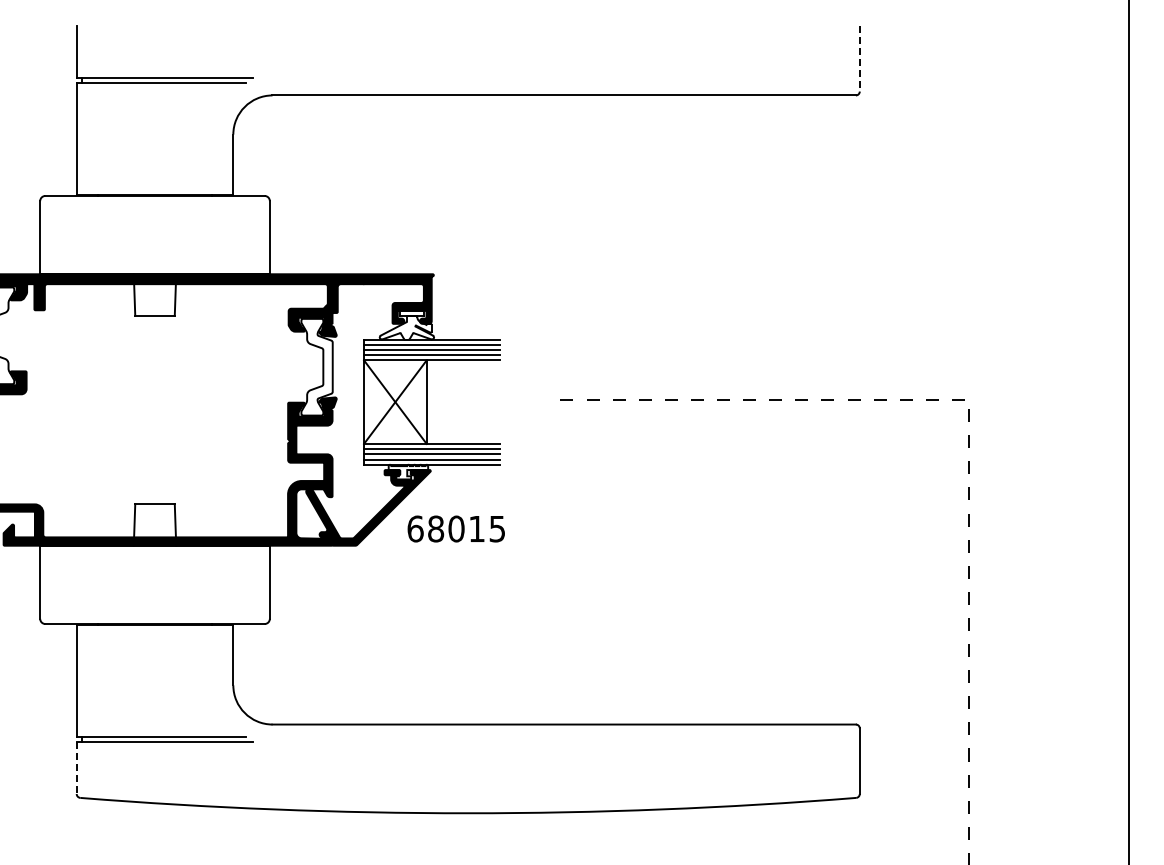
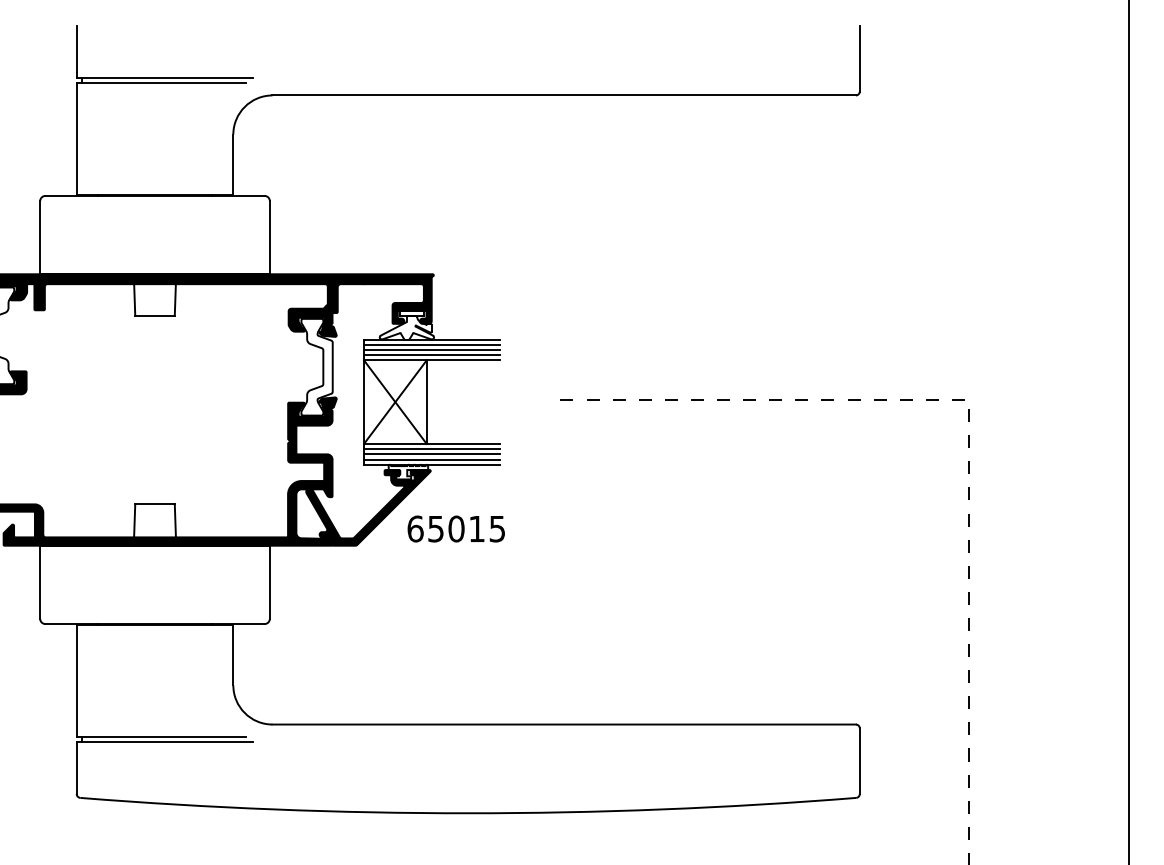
line: dashed -> solid (859, 58)
text: 68015 -> 65015 (436, 528)
line: dashed -> solid (76, 768)
